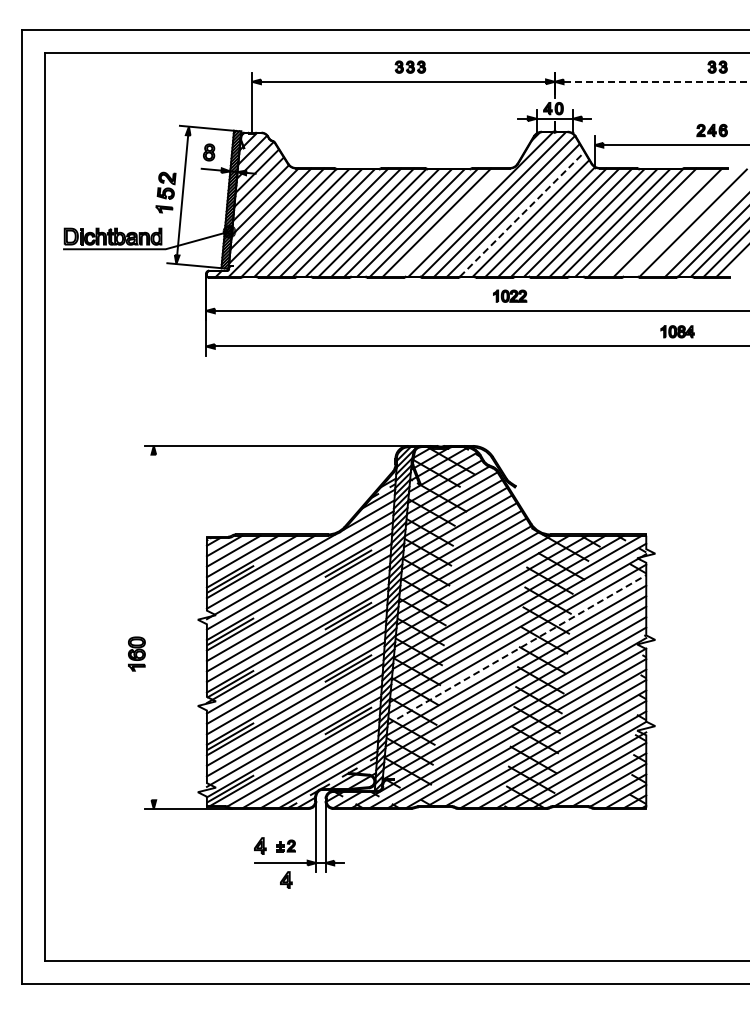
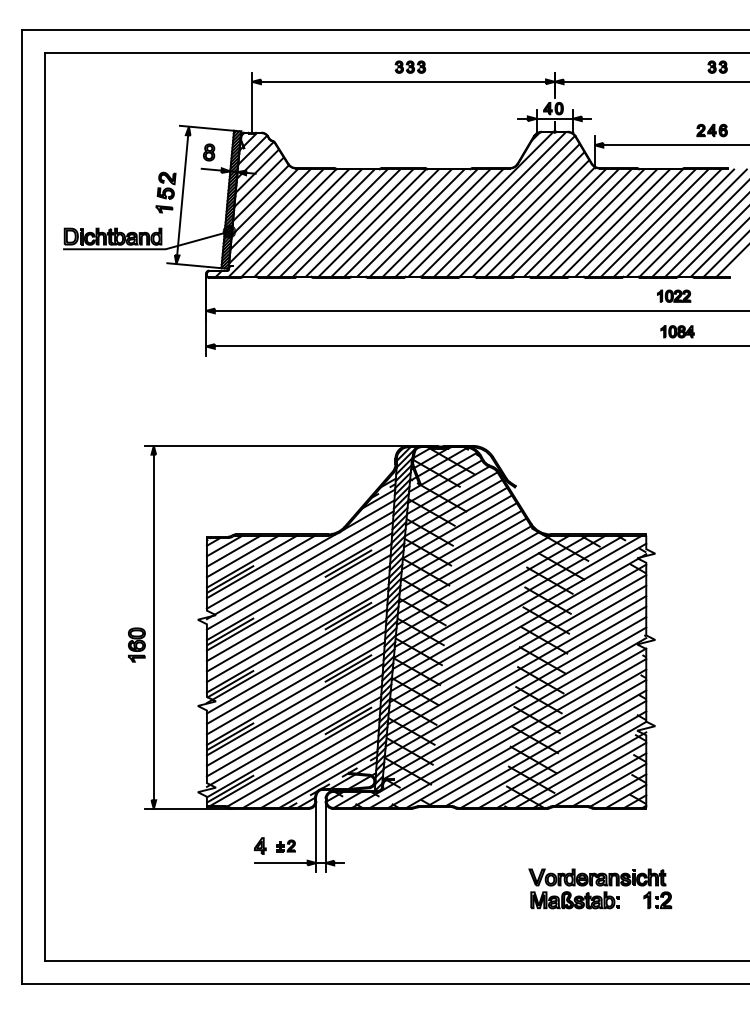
line: dashed -> solid (657, 81)
line: dashed -> solid (522, 214)
line: none -> present (449, 222)
line: none -> present (654, 222)
line: none -> present (680, 222)
line: none -> present (698, 229)
part position: (510, 295) -> (674, 295) (674, 295)
line: none -> present (153, 627)
line: dashed -> solid (517, 649)
part position: (136, 653) -> (136, 644) (136, 644)
part: present -> none (286, 879)
part: none -> present (600, 888)
